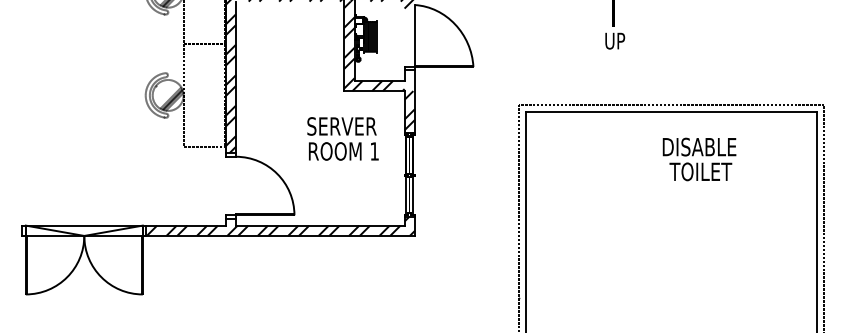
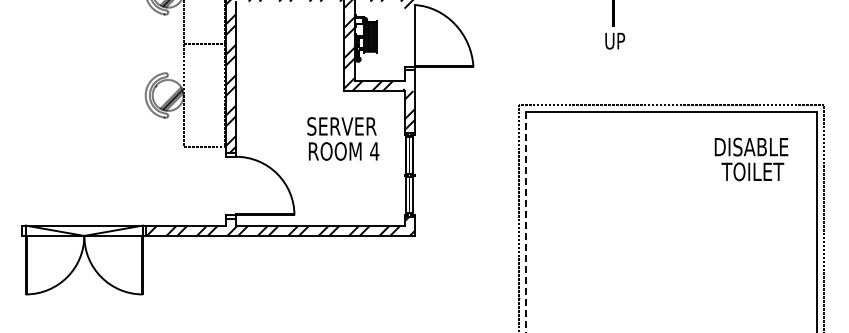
text: 1 -> 4 (374, 151)
text position: (699, 159) -> (751, 159) (751, 159)
line: solid -> dashed (526, 222)
